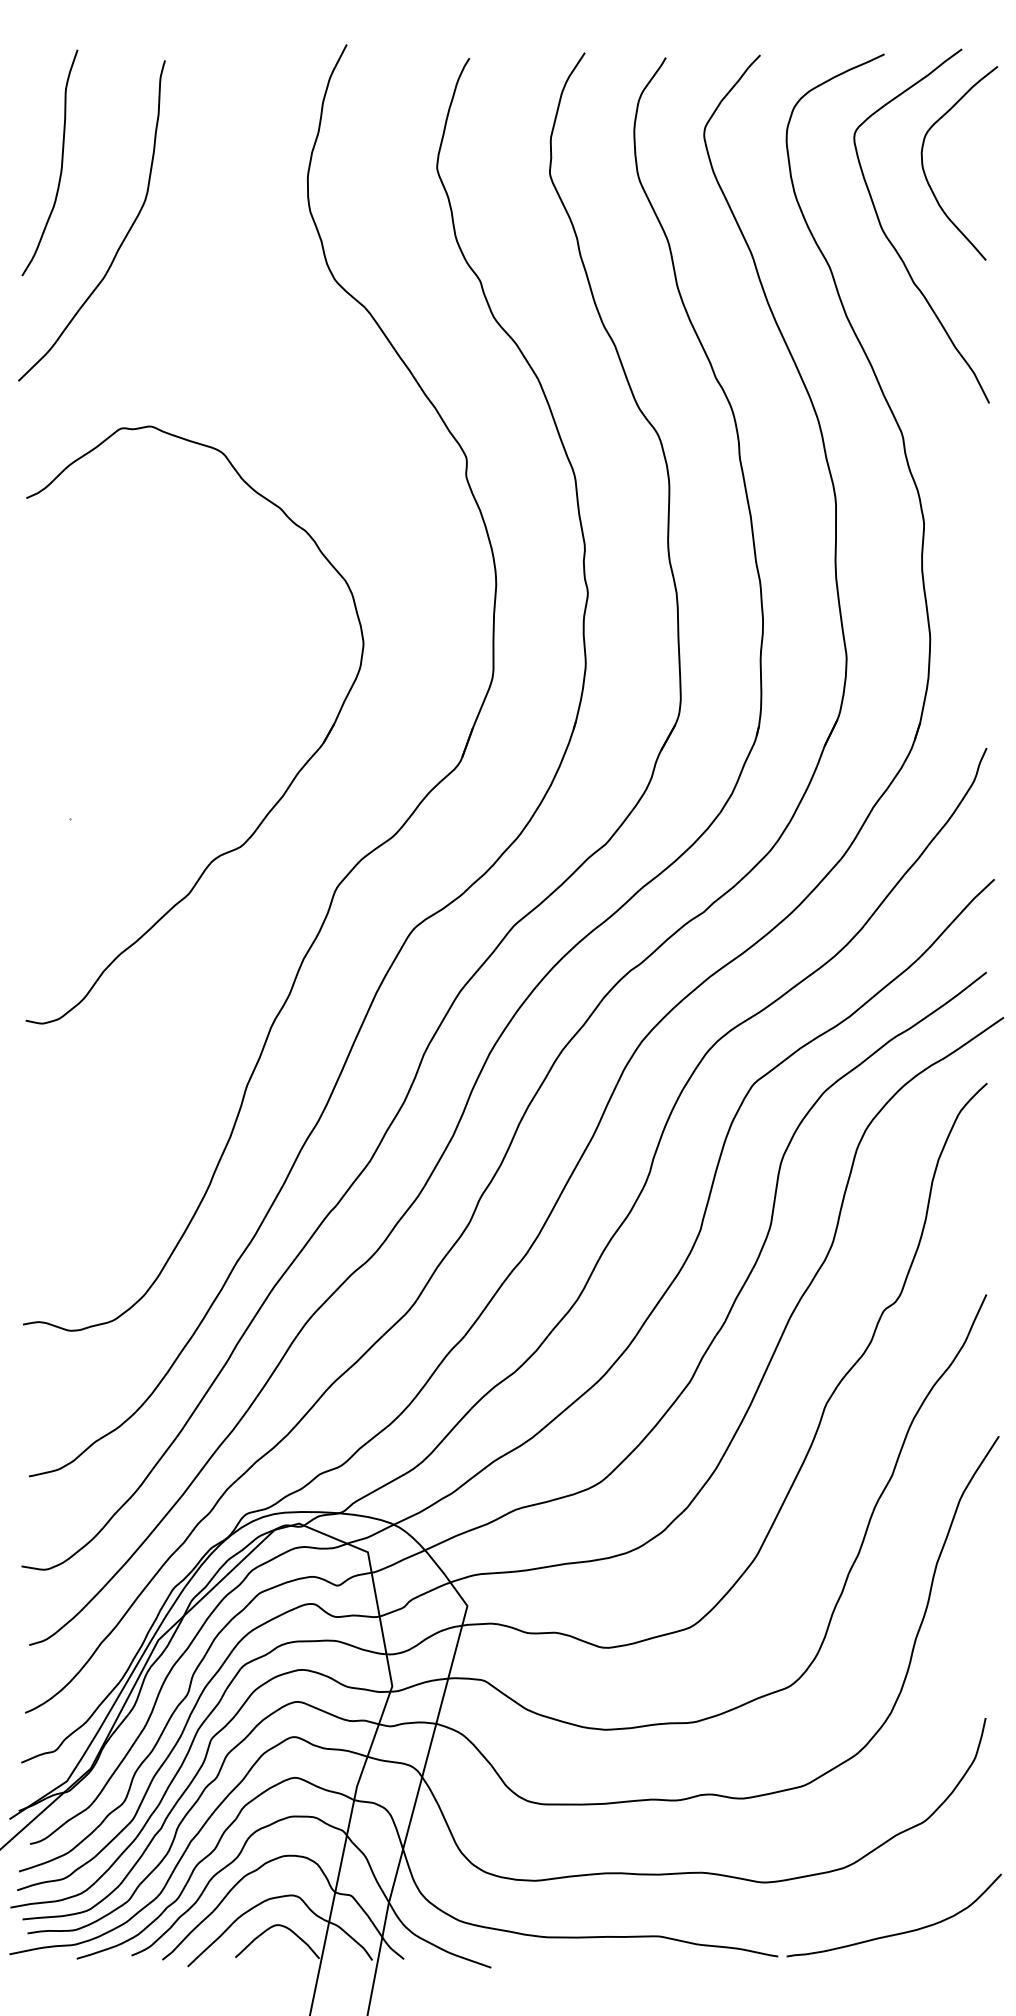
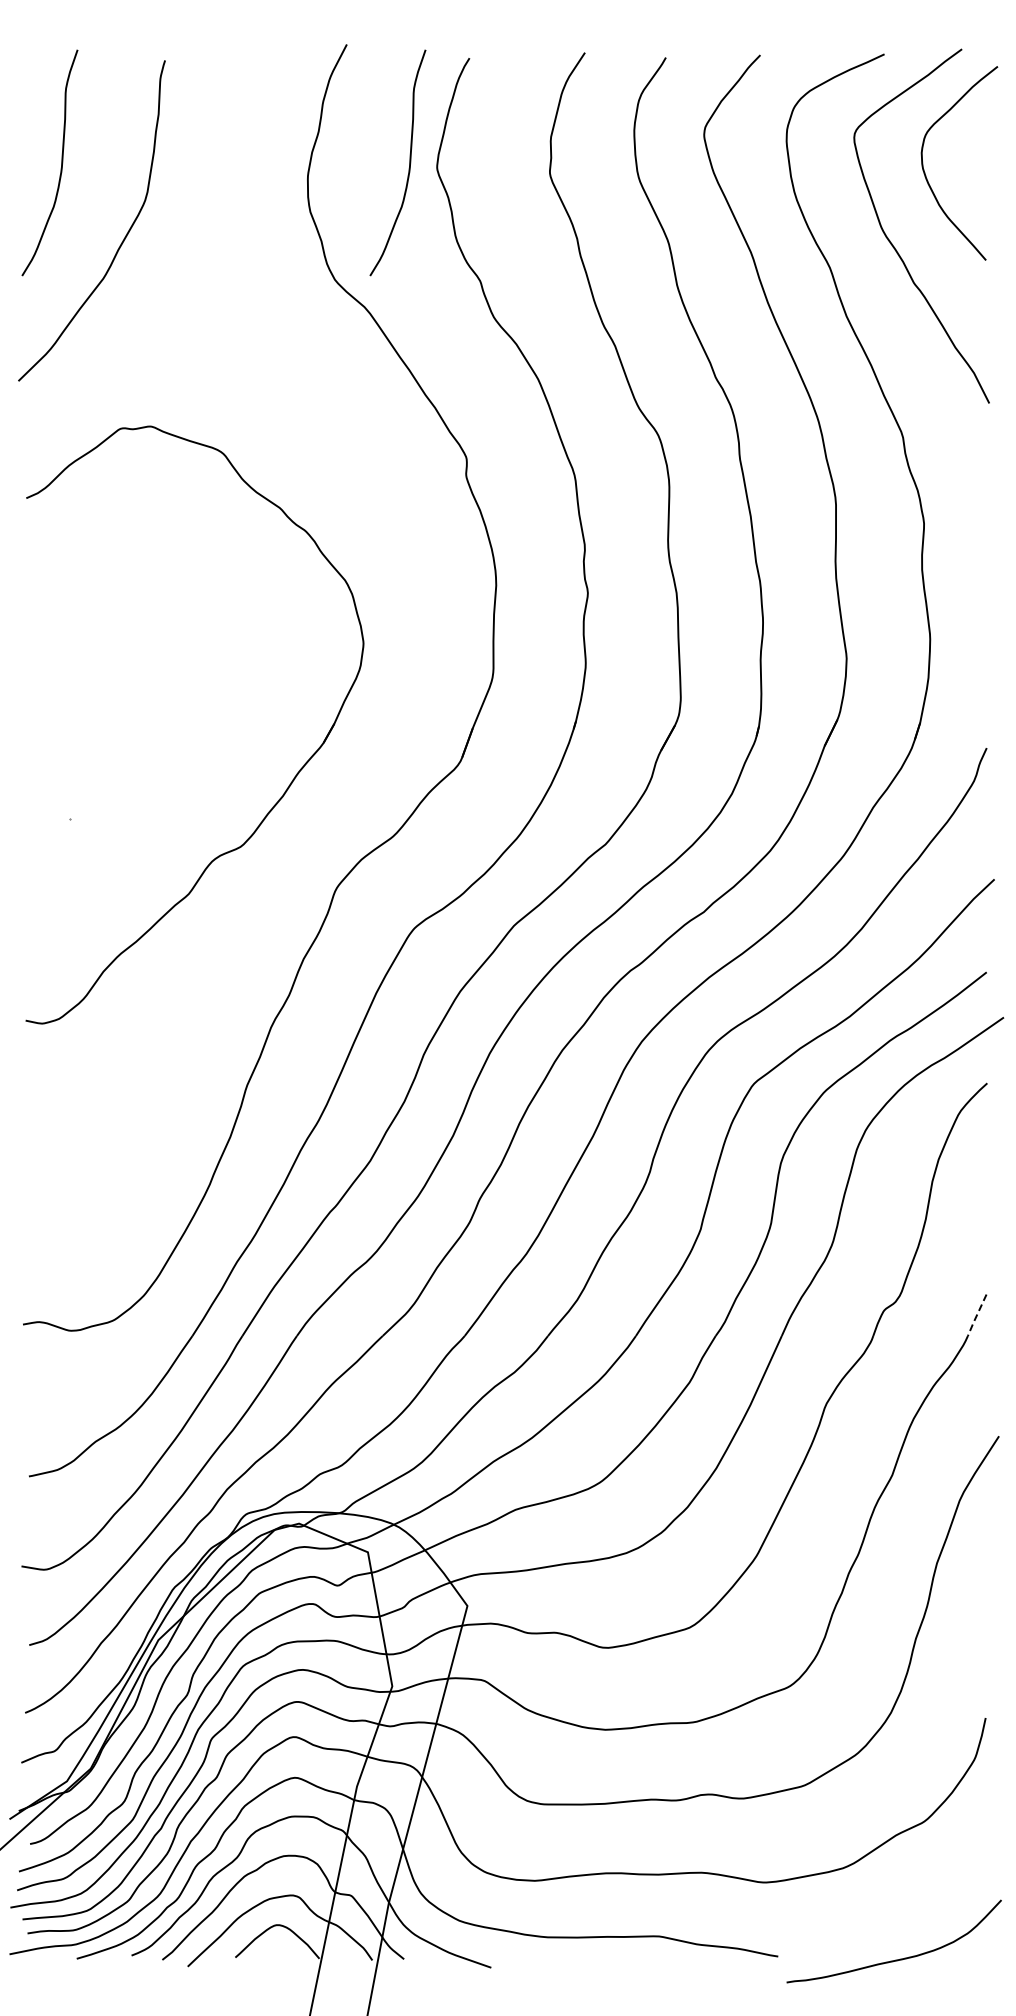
curve: none -> present (409, 162)
line: solid -> dashed (976, 1316)
curve position: (895, 1933) -> (895, 1959) (895, 1959)
